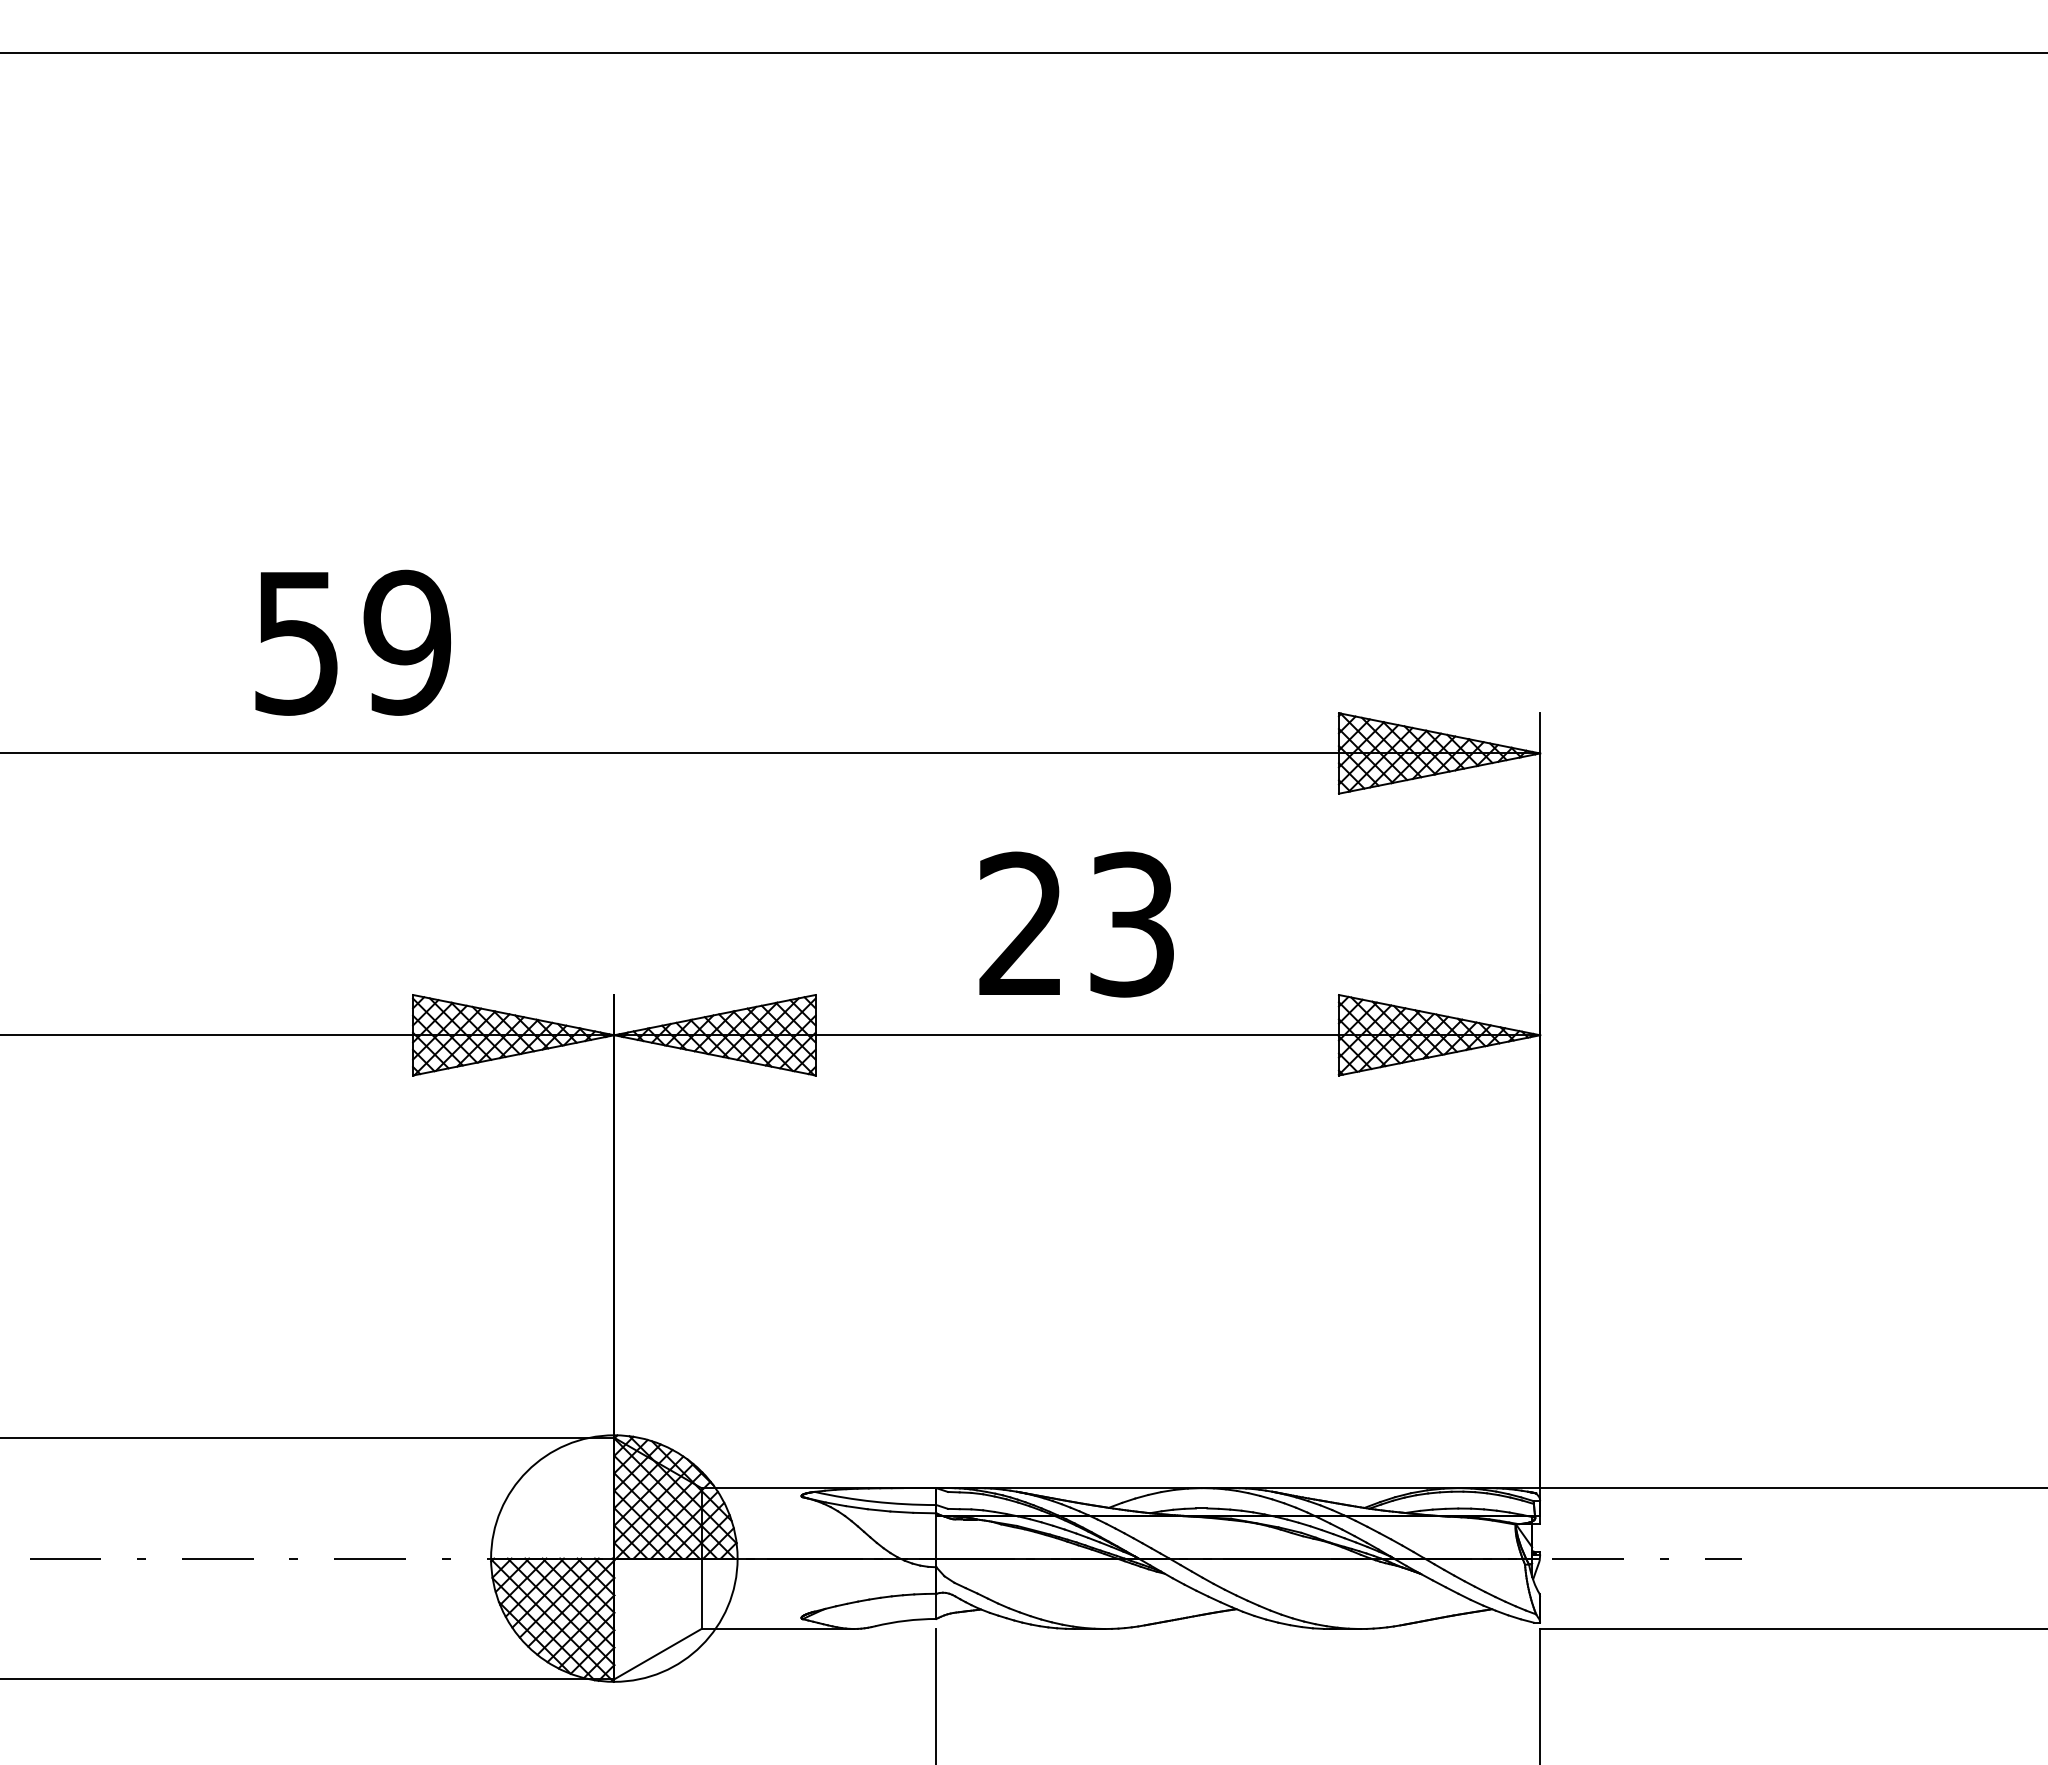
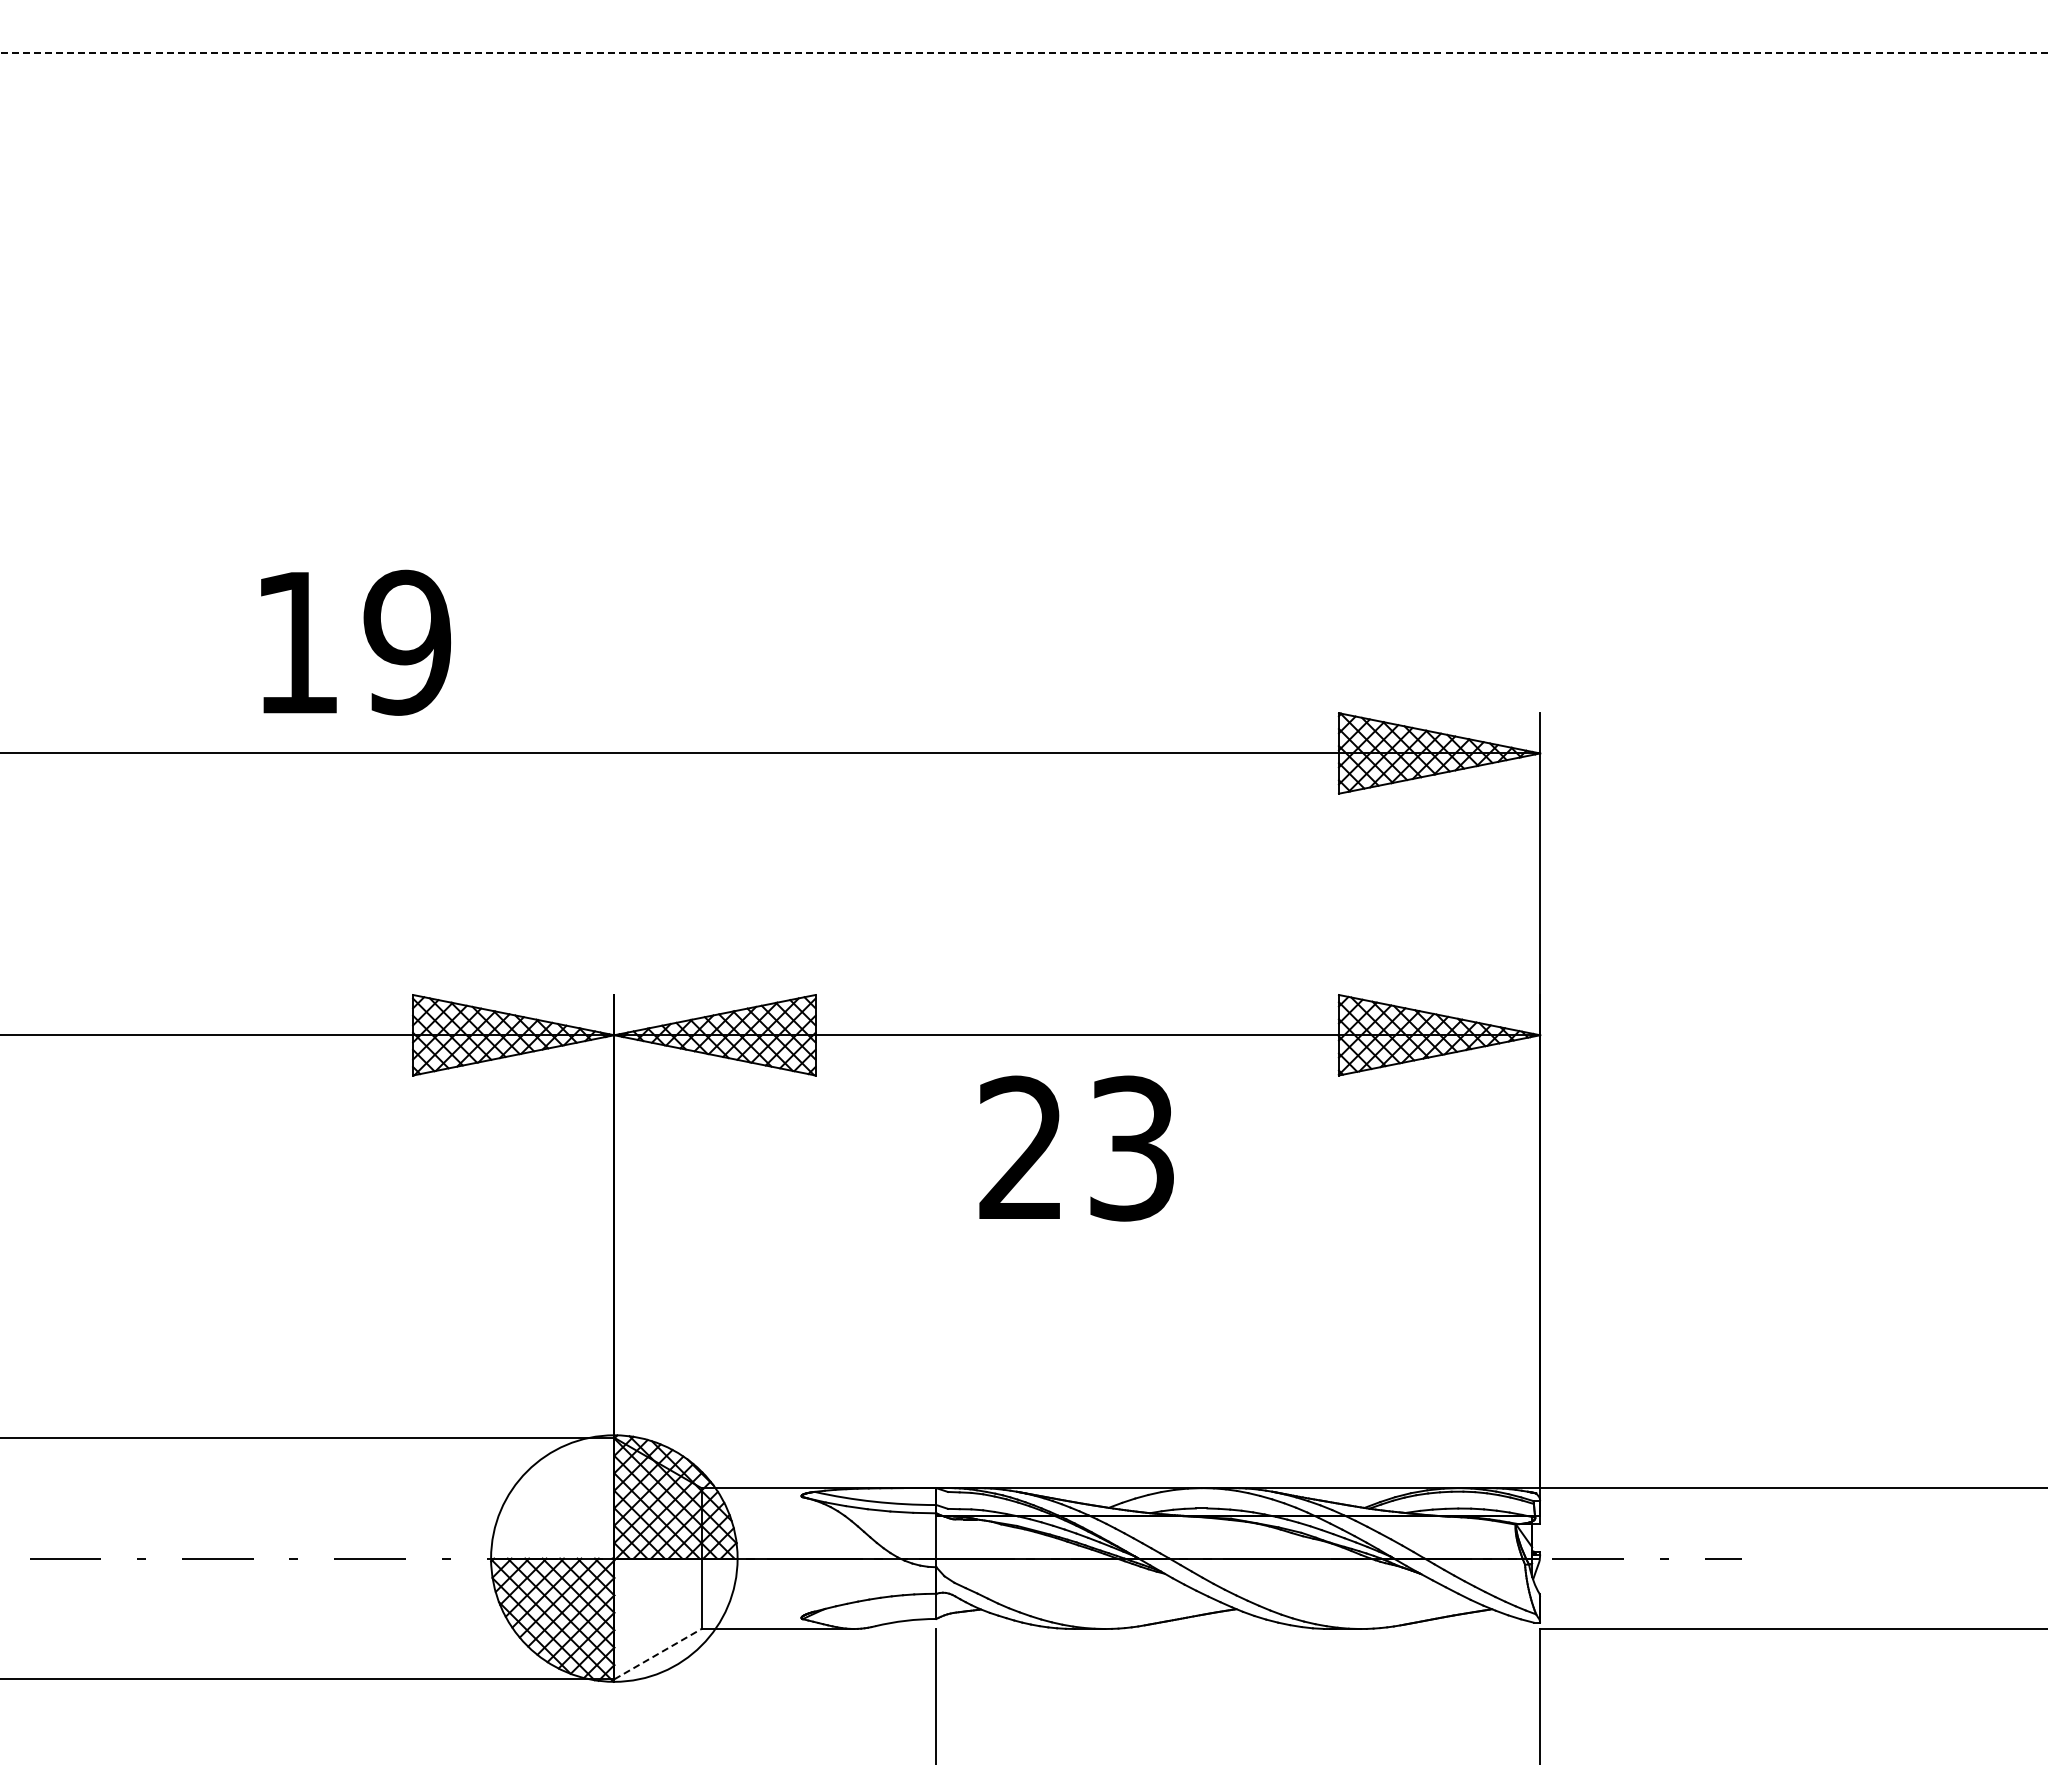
line: solid -> dashed (1023, 53)
text: 59 -> 19 (296, 643)
text position: (1076, 924) -> (1076, 1148) (1076, 1148)
line: solid -> dashed (658, 1653)
